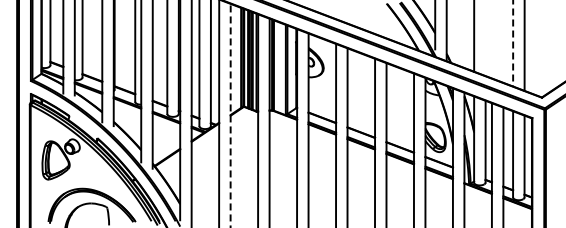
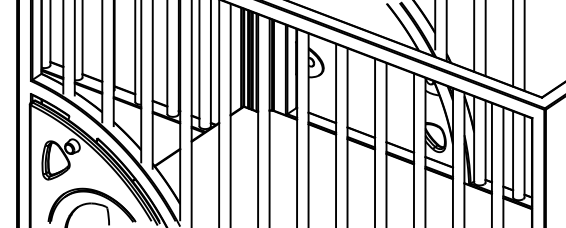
line: none -> present (485, 39)
line: dashed -> solid (513, 43)
line: dashed -> solid (230, 115)
